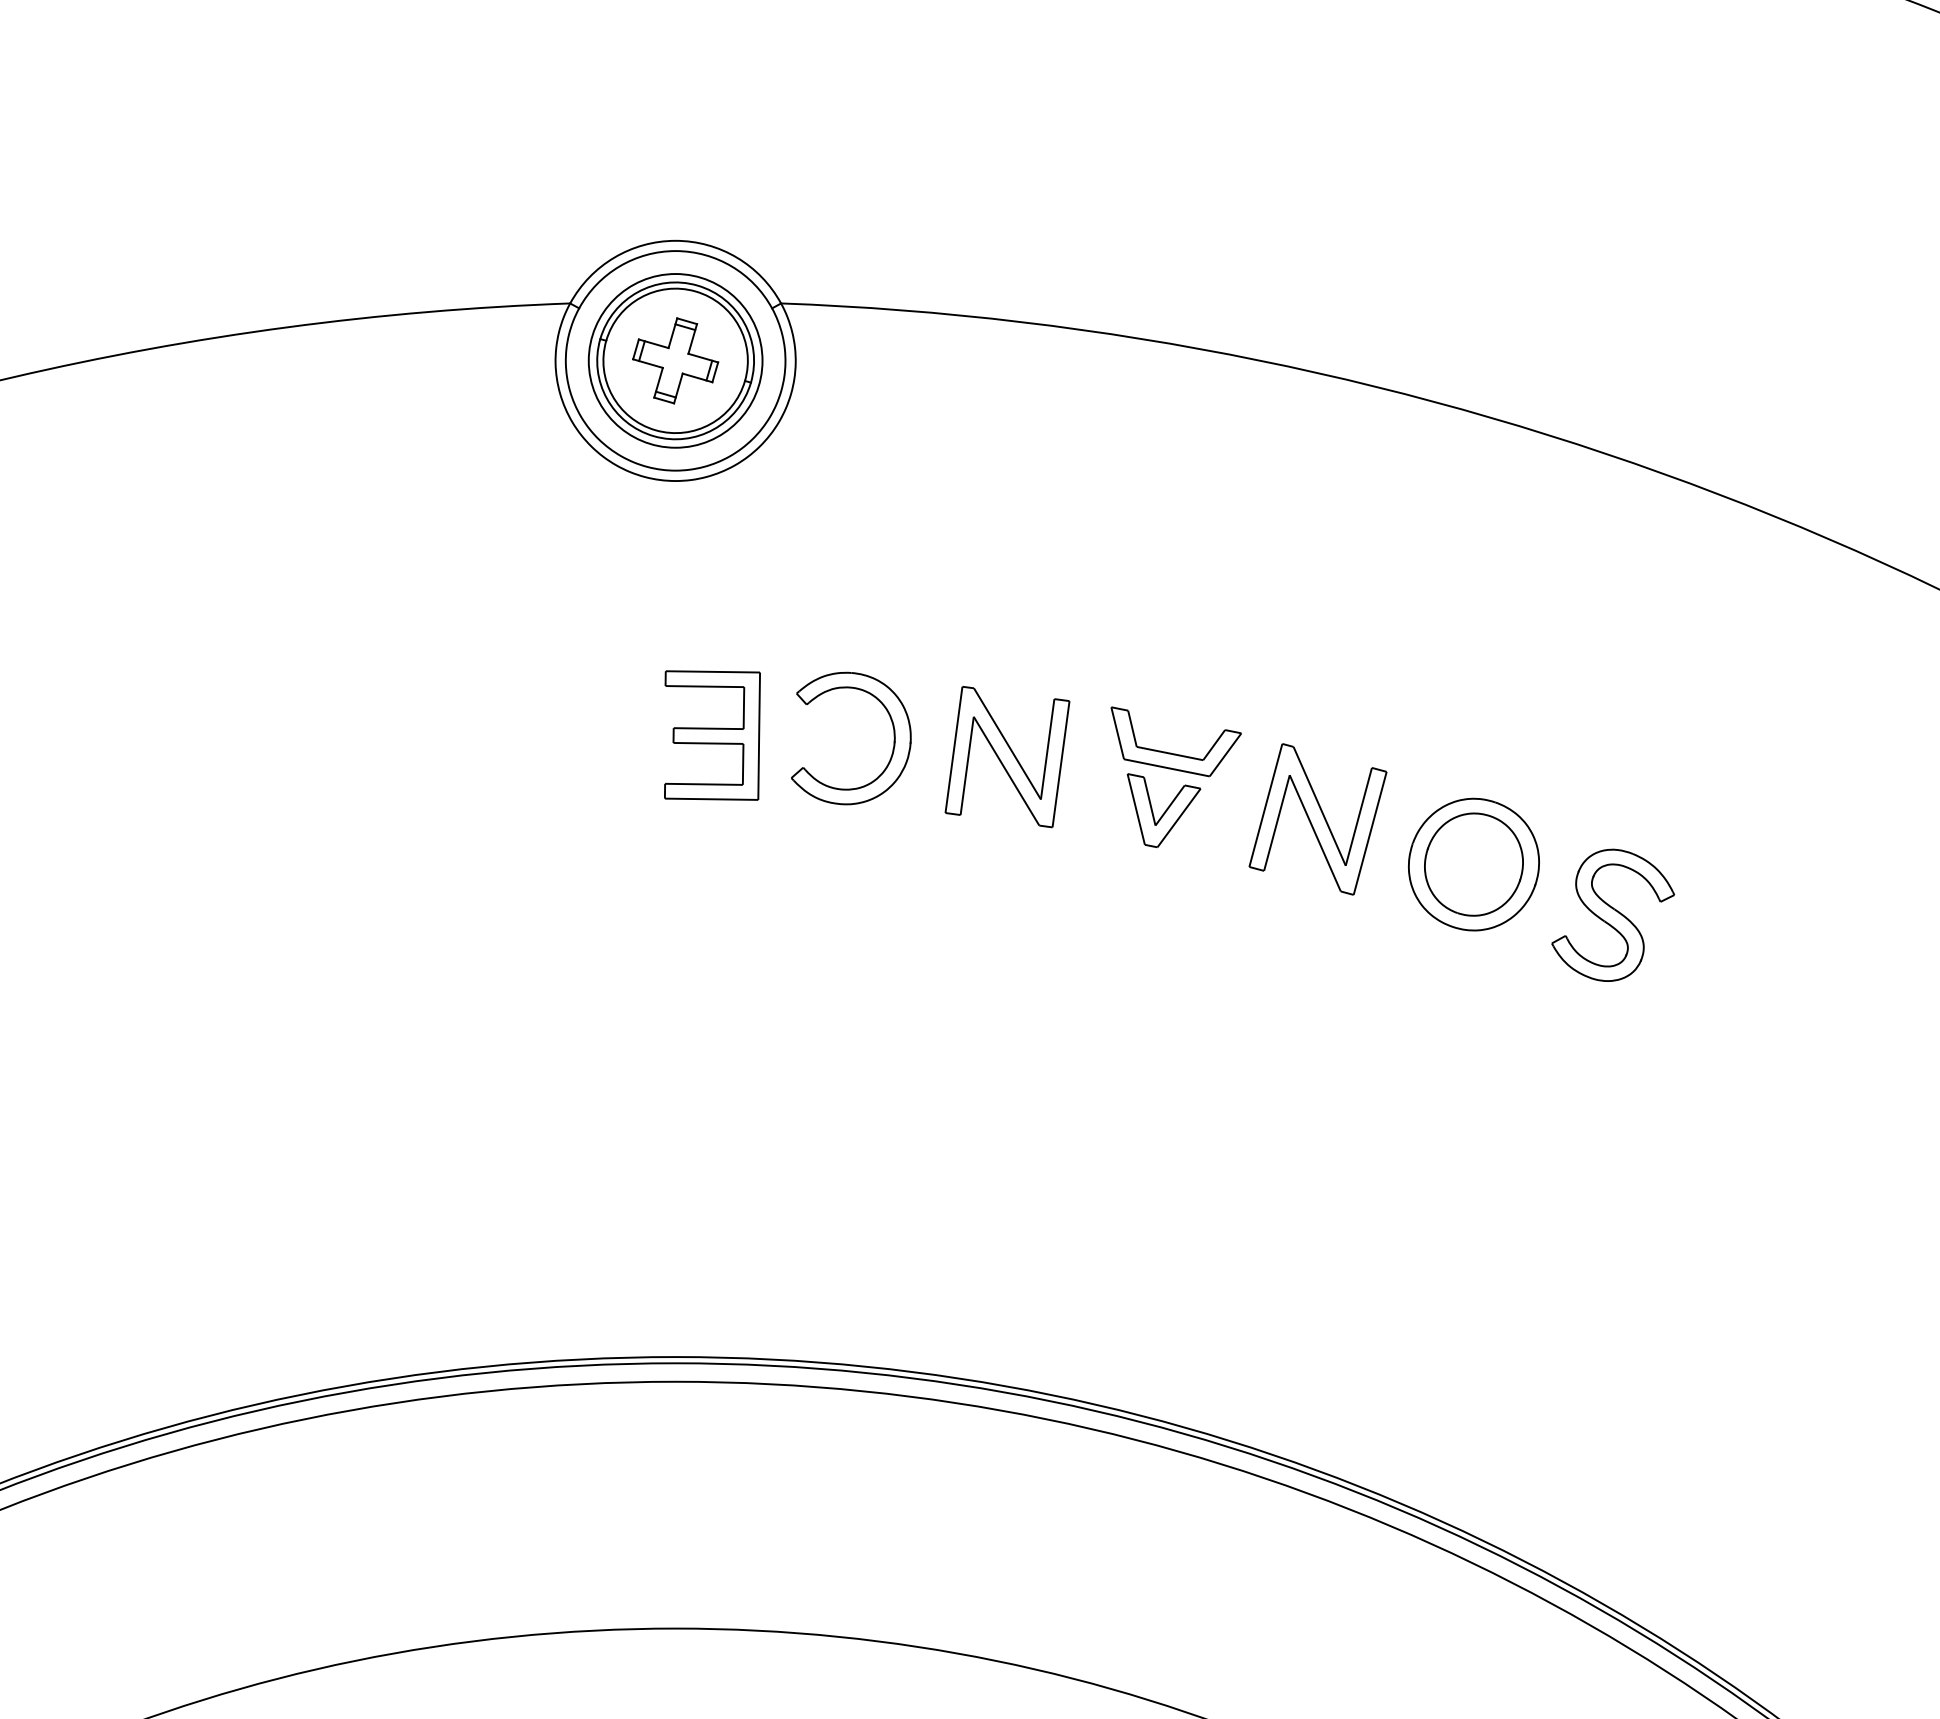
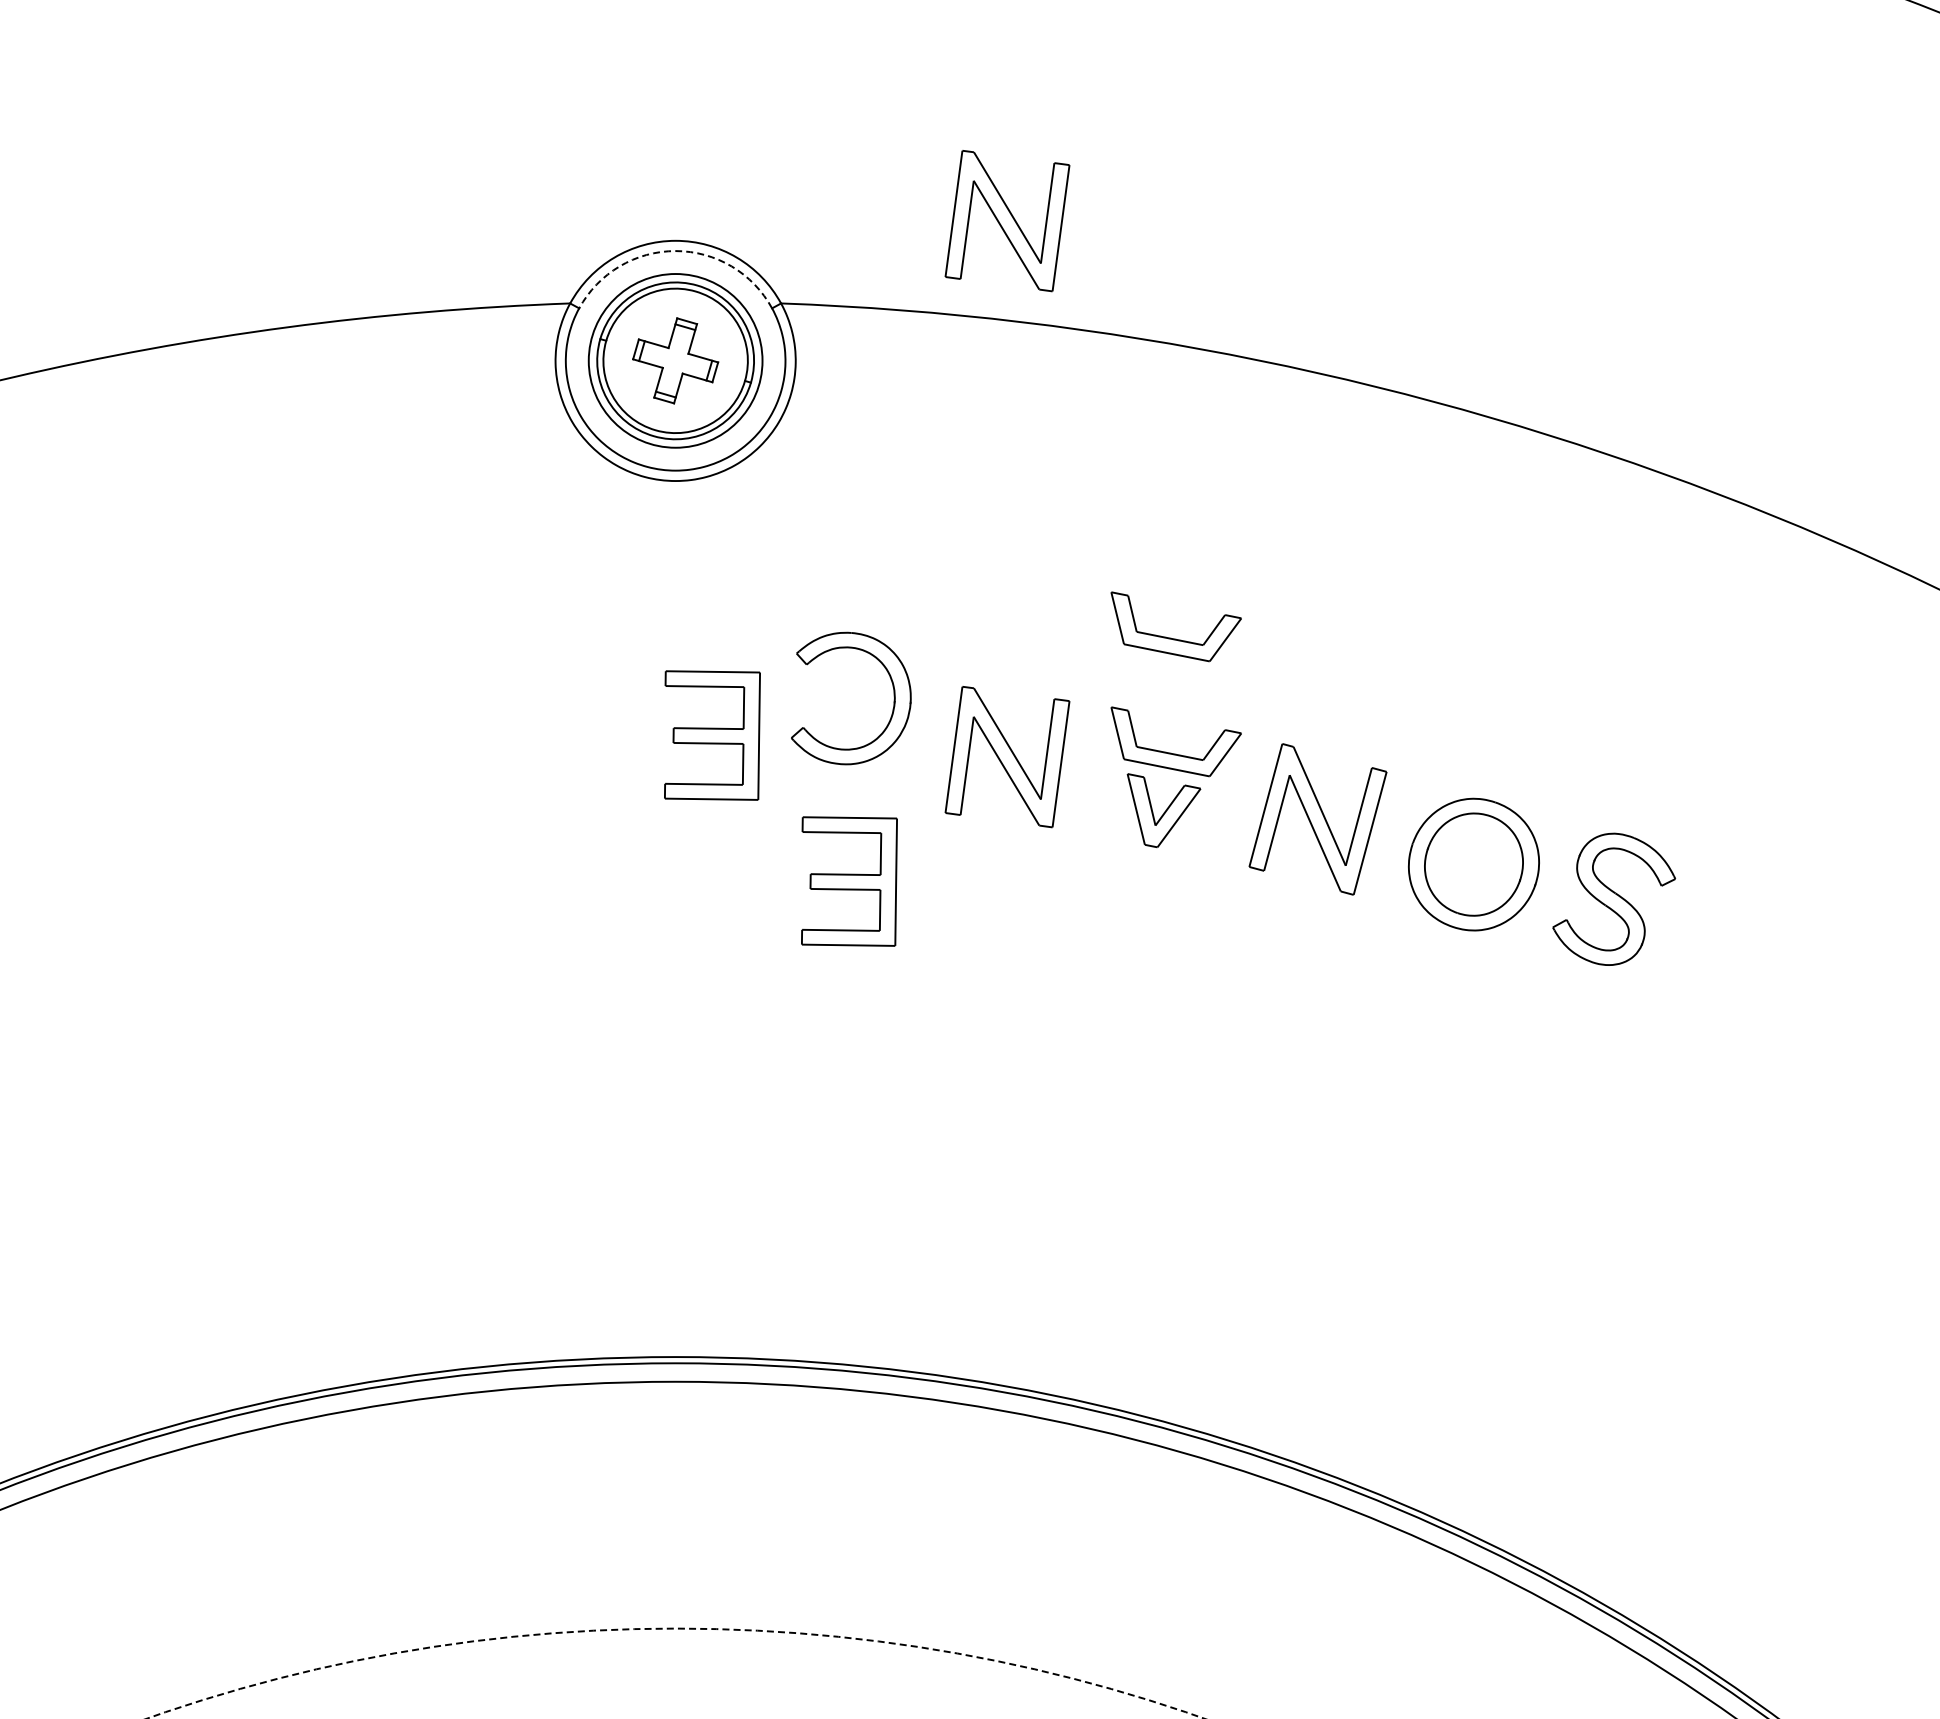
part: none -> present (1007, 221)
arc: solid -> dashed (675, 251)
part: none -> present (1171, 637)
part position: (893, 739) -> (893, 699) (893, 699)
part: none -> present (849, 881)
part position: (1613, 914) -> (1614, 898) (1614, 898)
circle: solid -> dashed (675, 1673)
